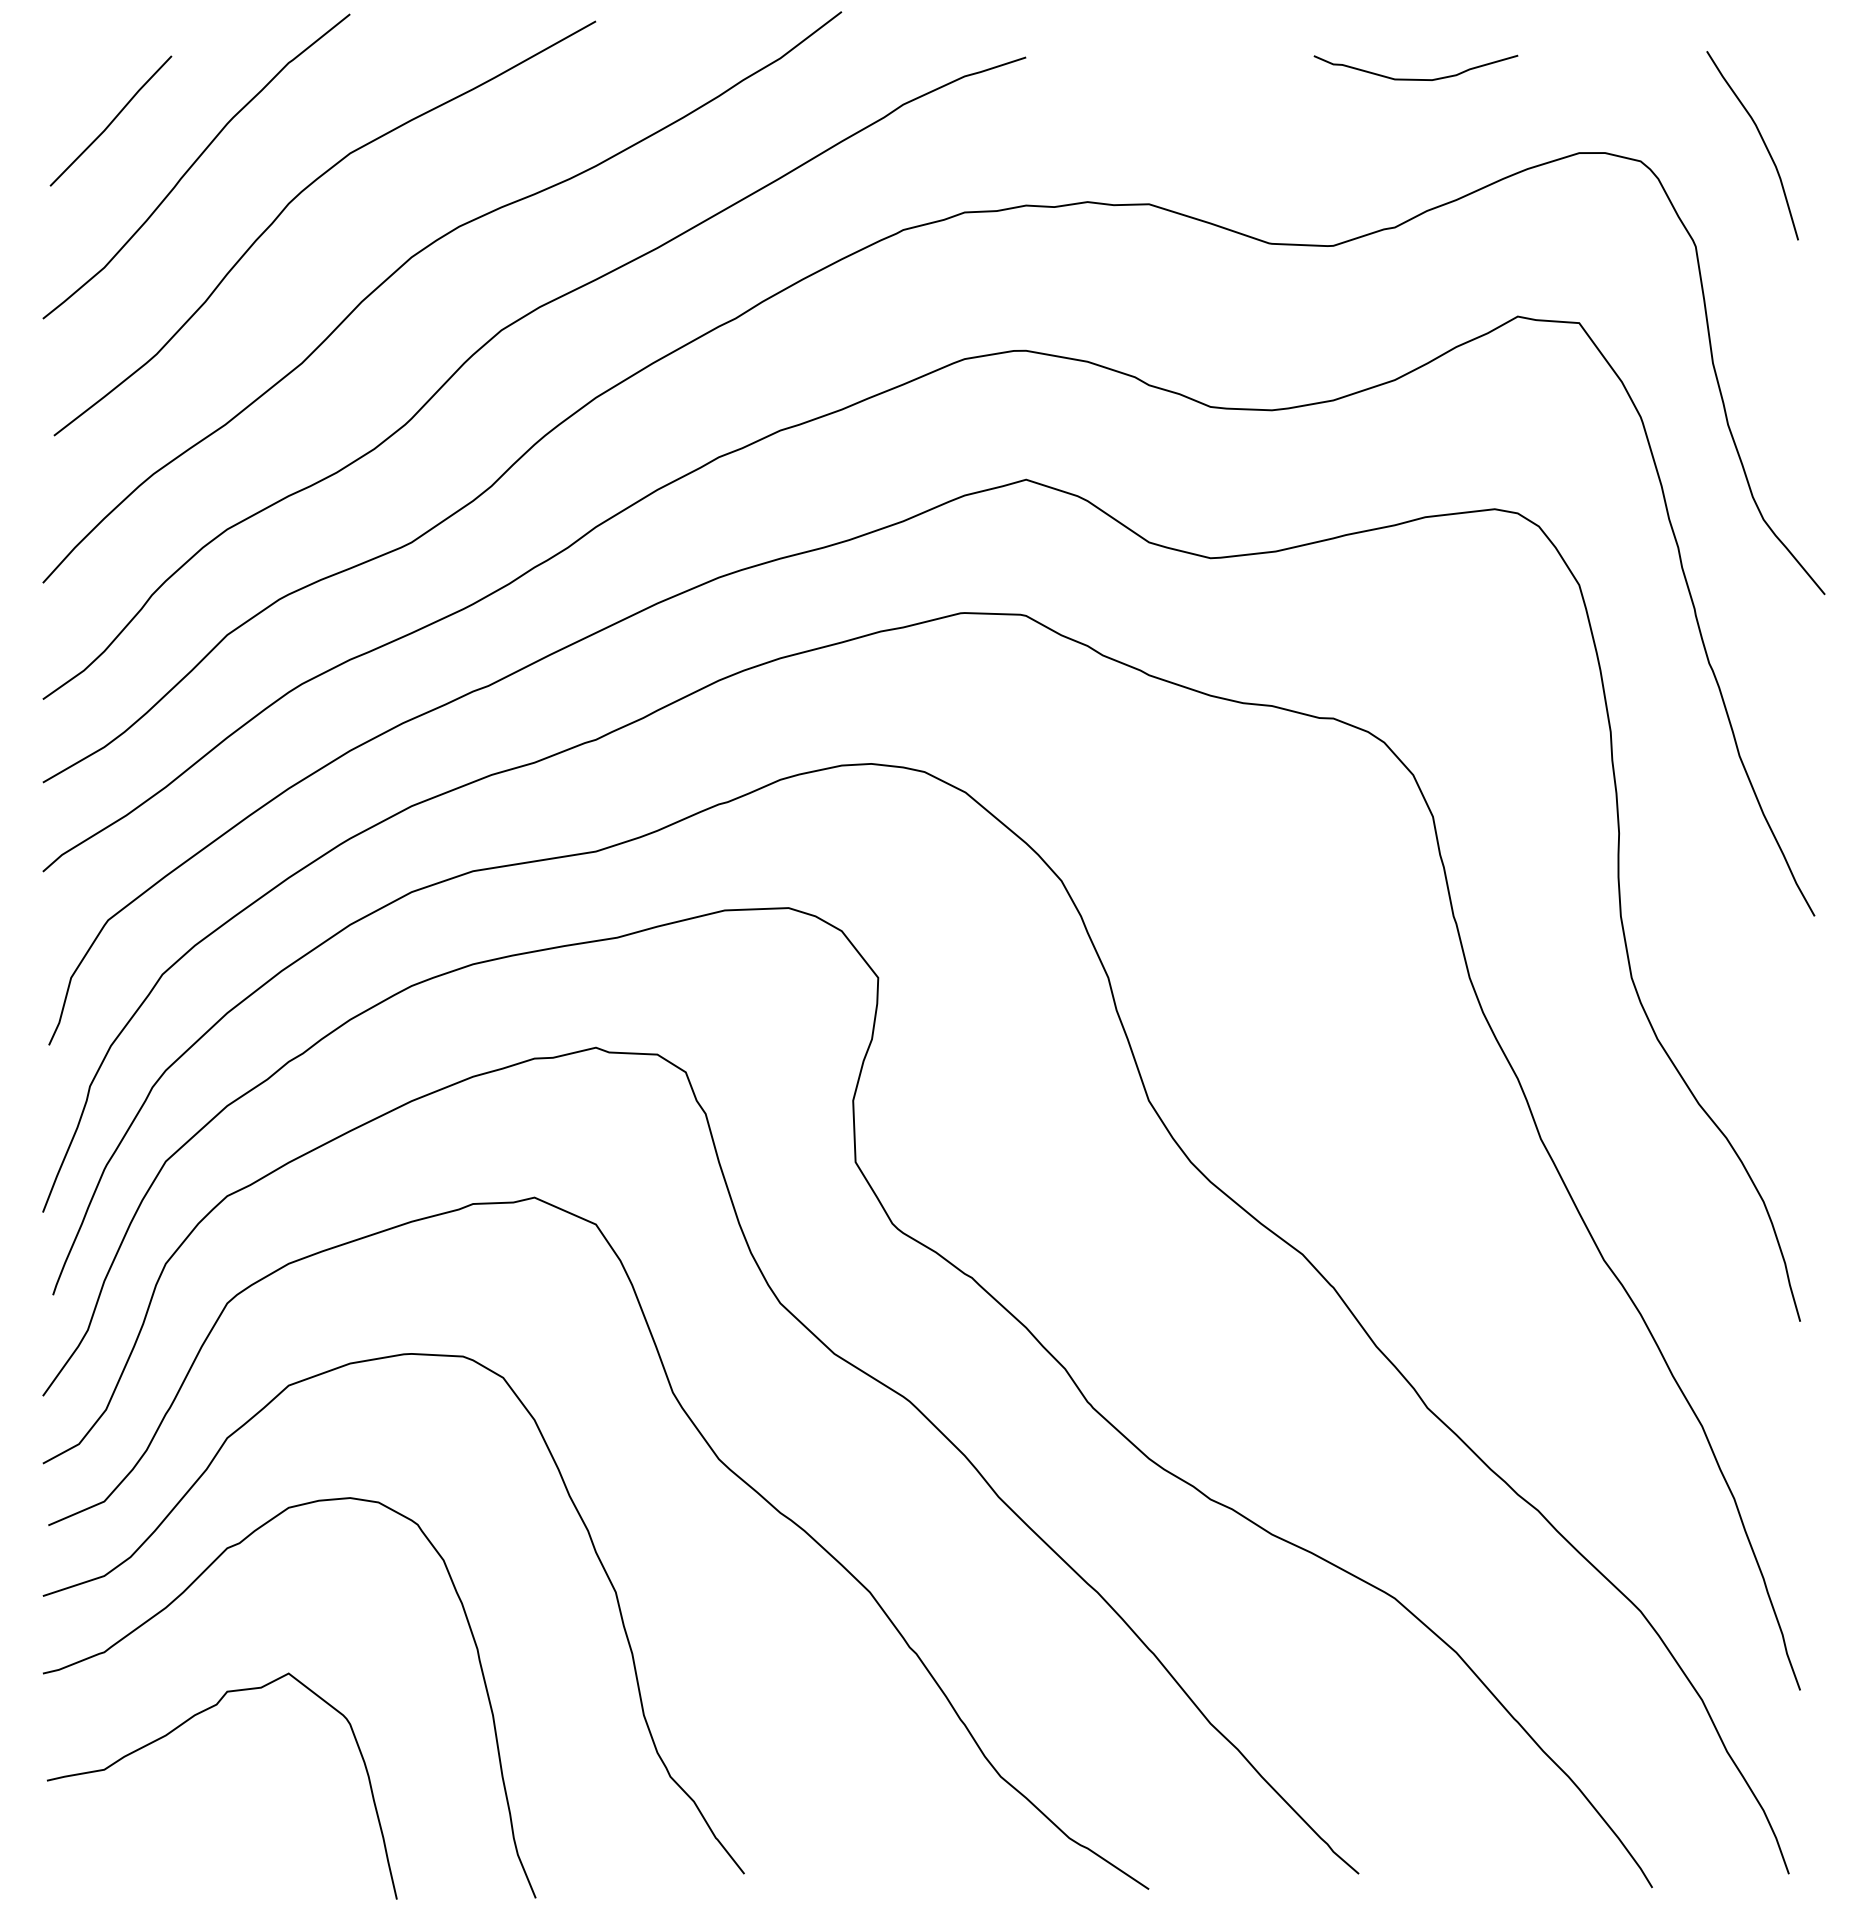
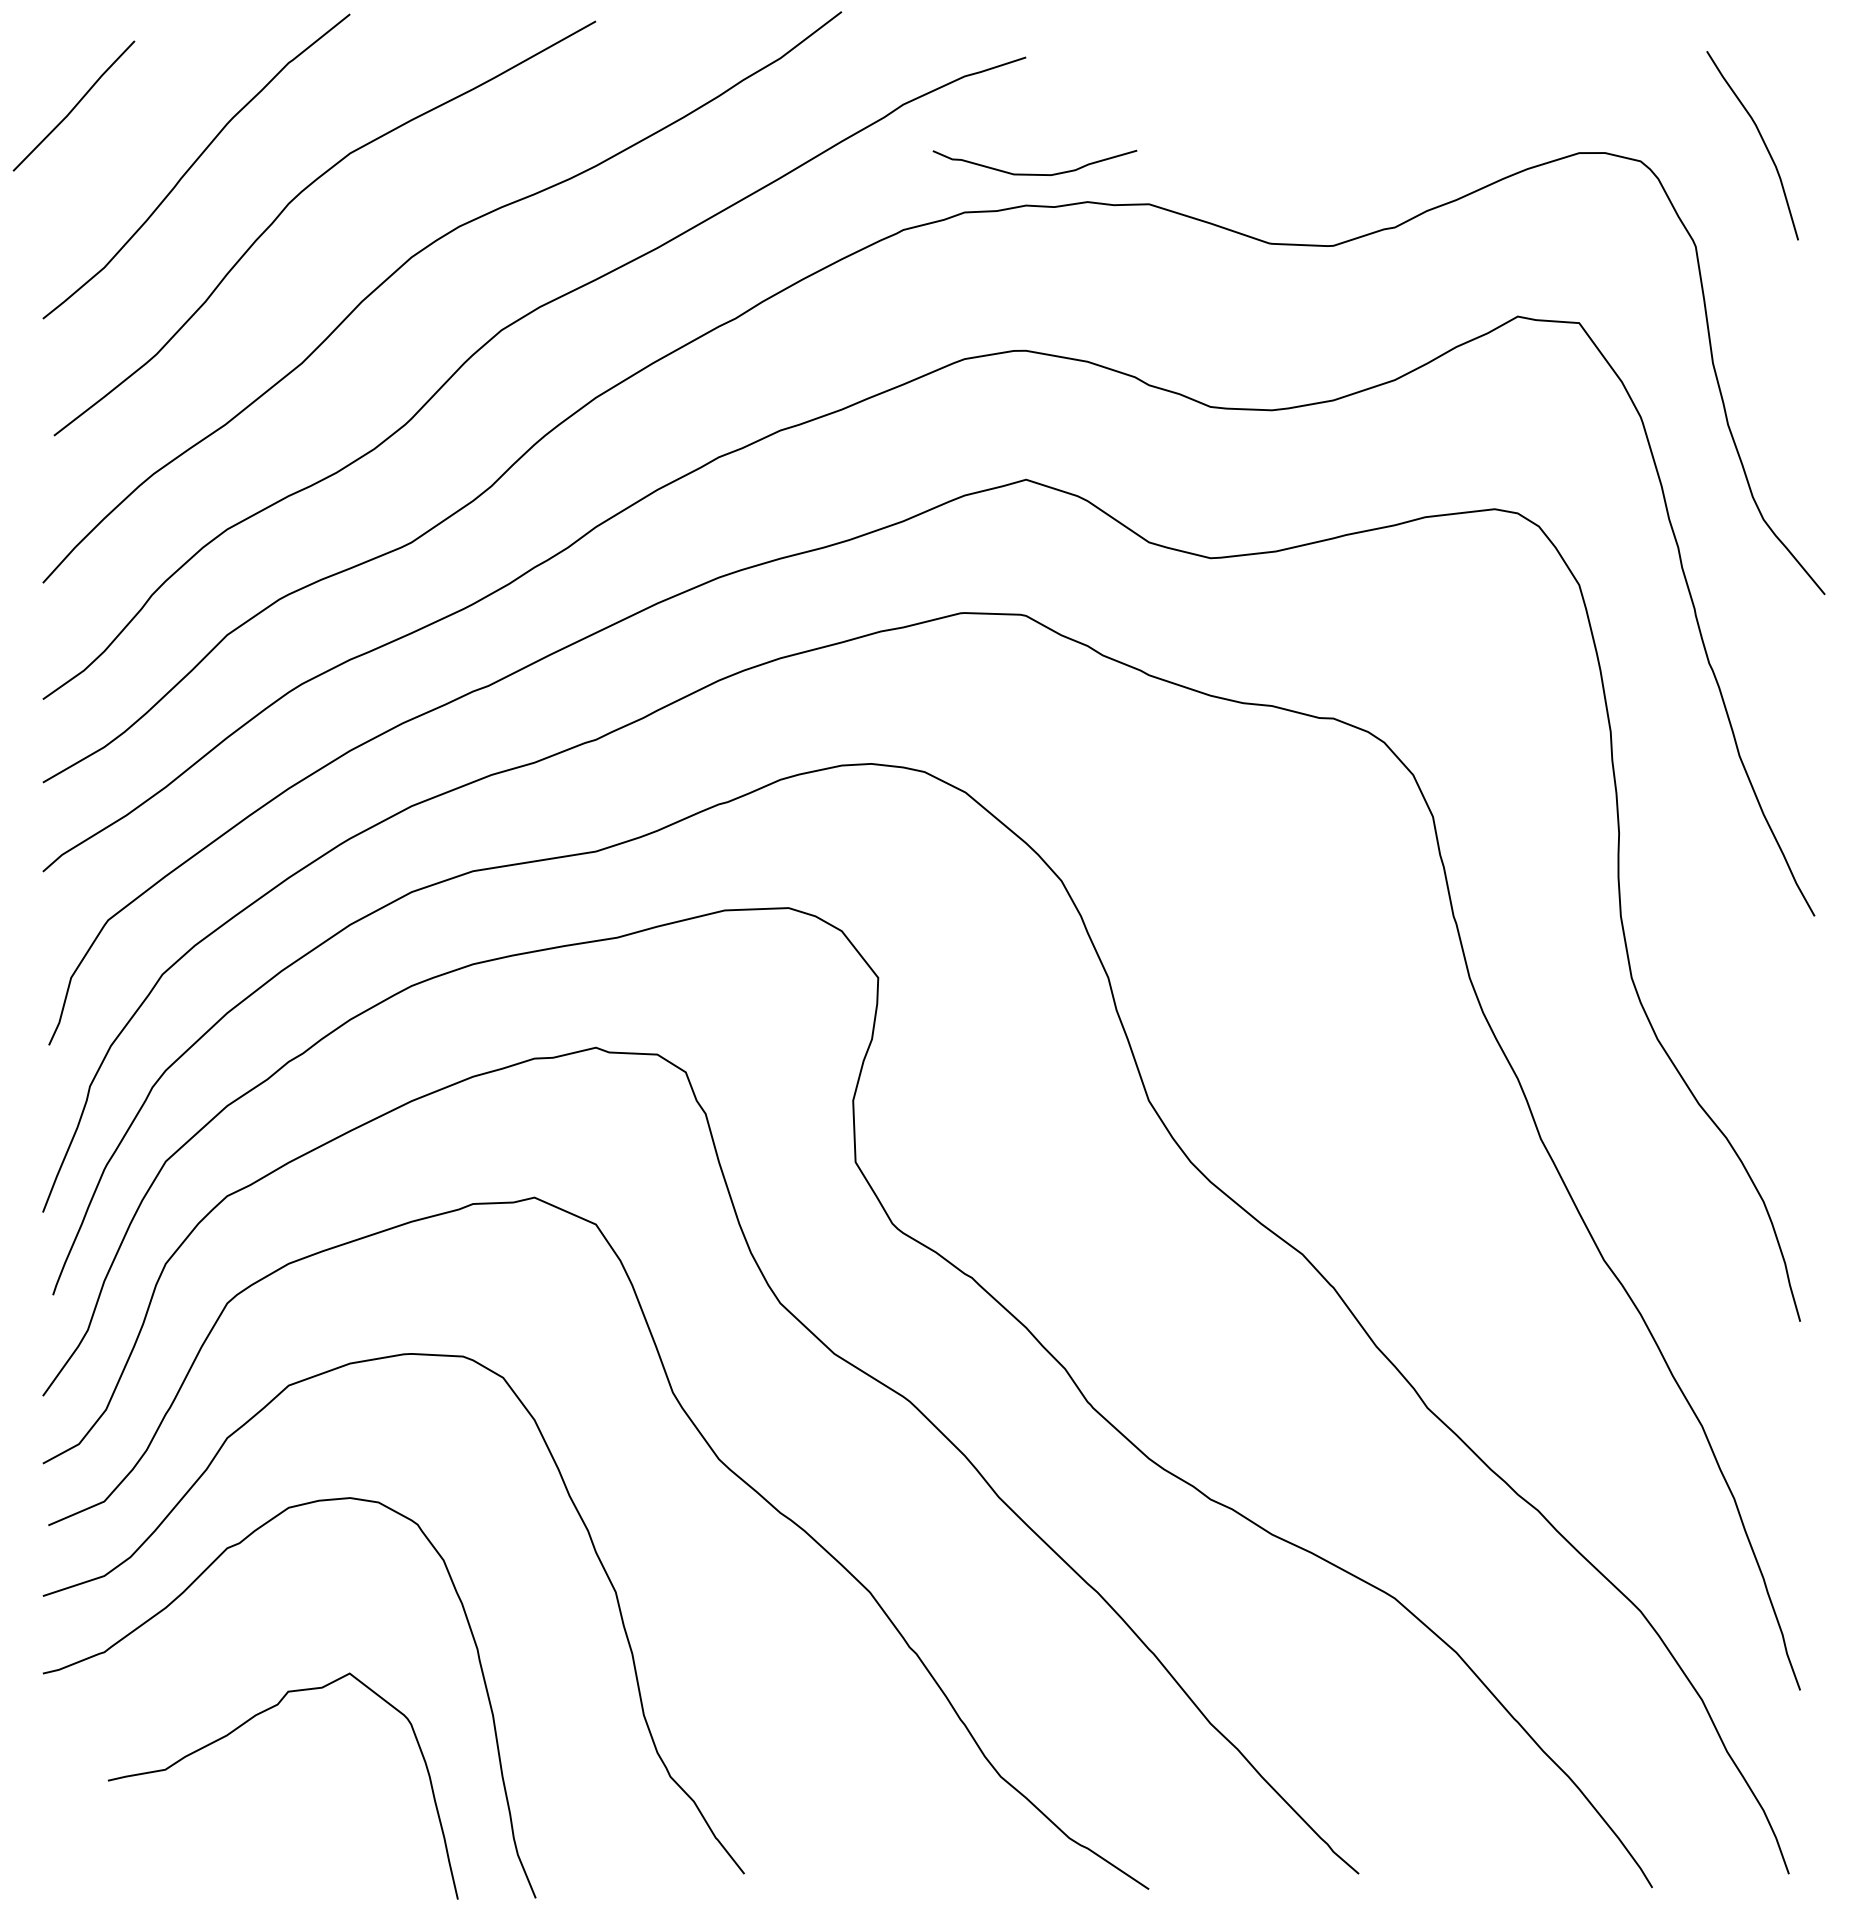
curve position: (1414, 78) -> (1033, 173) (1033, 173)
line position: (111, 120) -> (74, 105) (74, 105)
curve position: (179, 1727) -> (240, 1727) (240, 1727)
